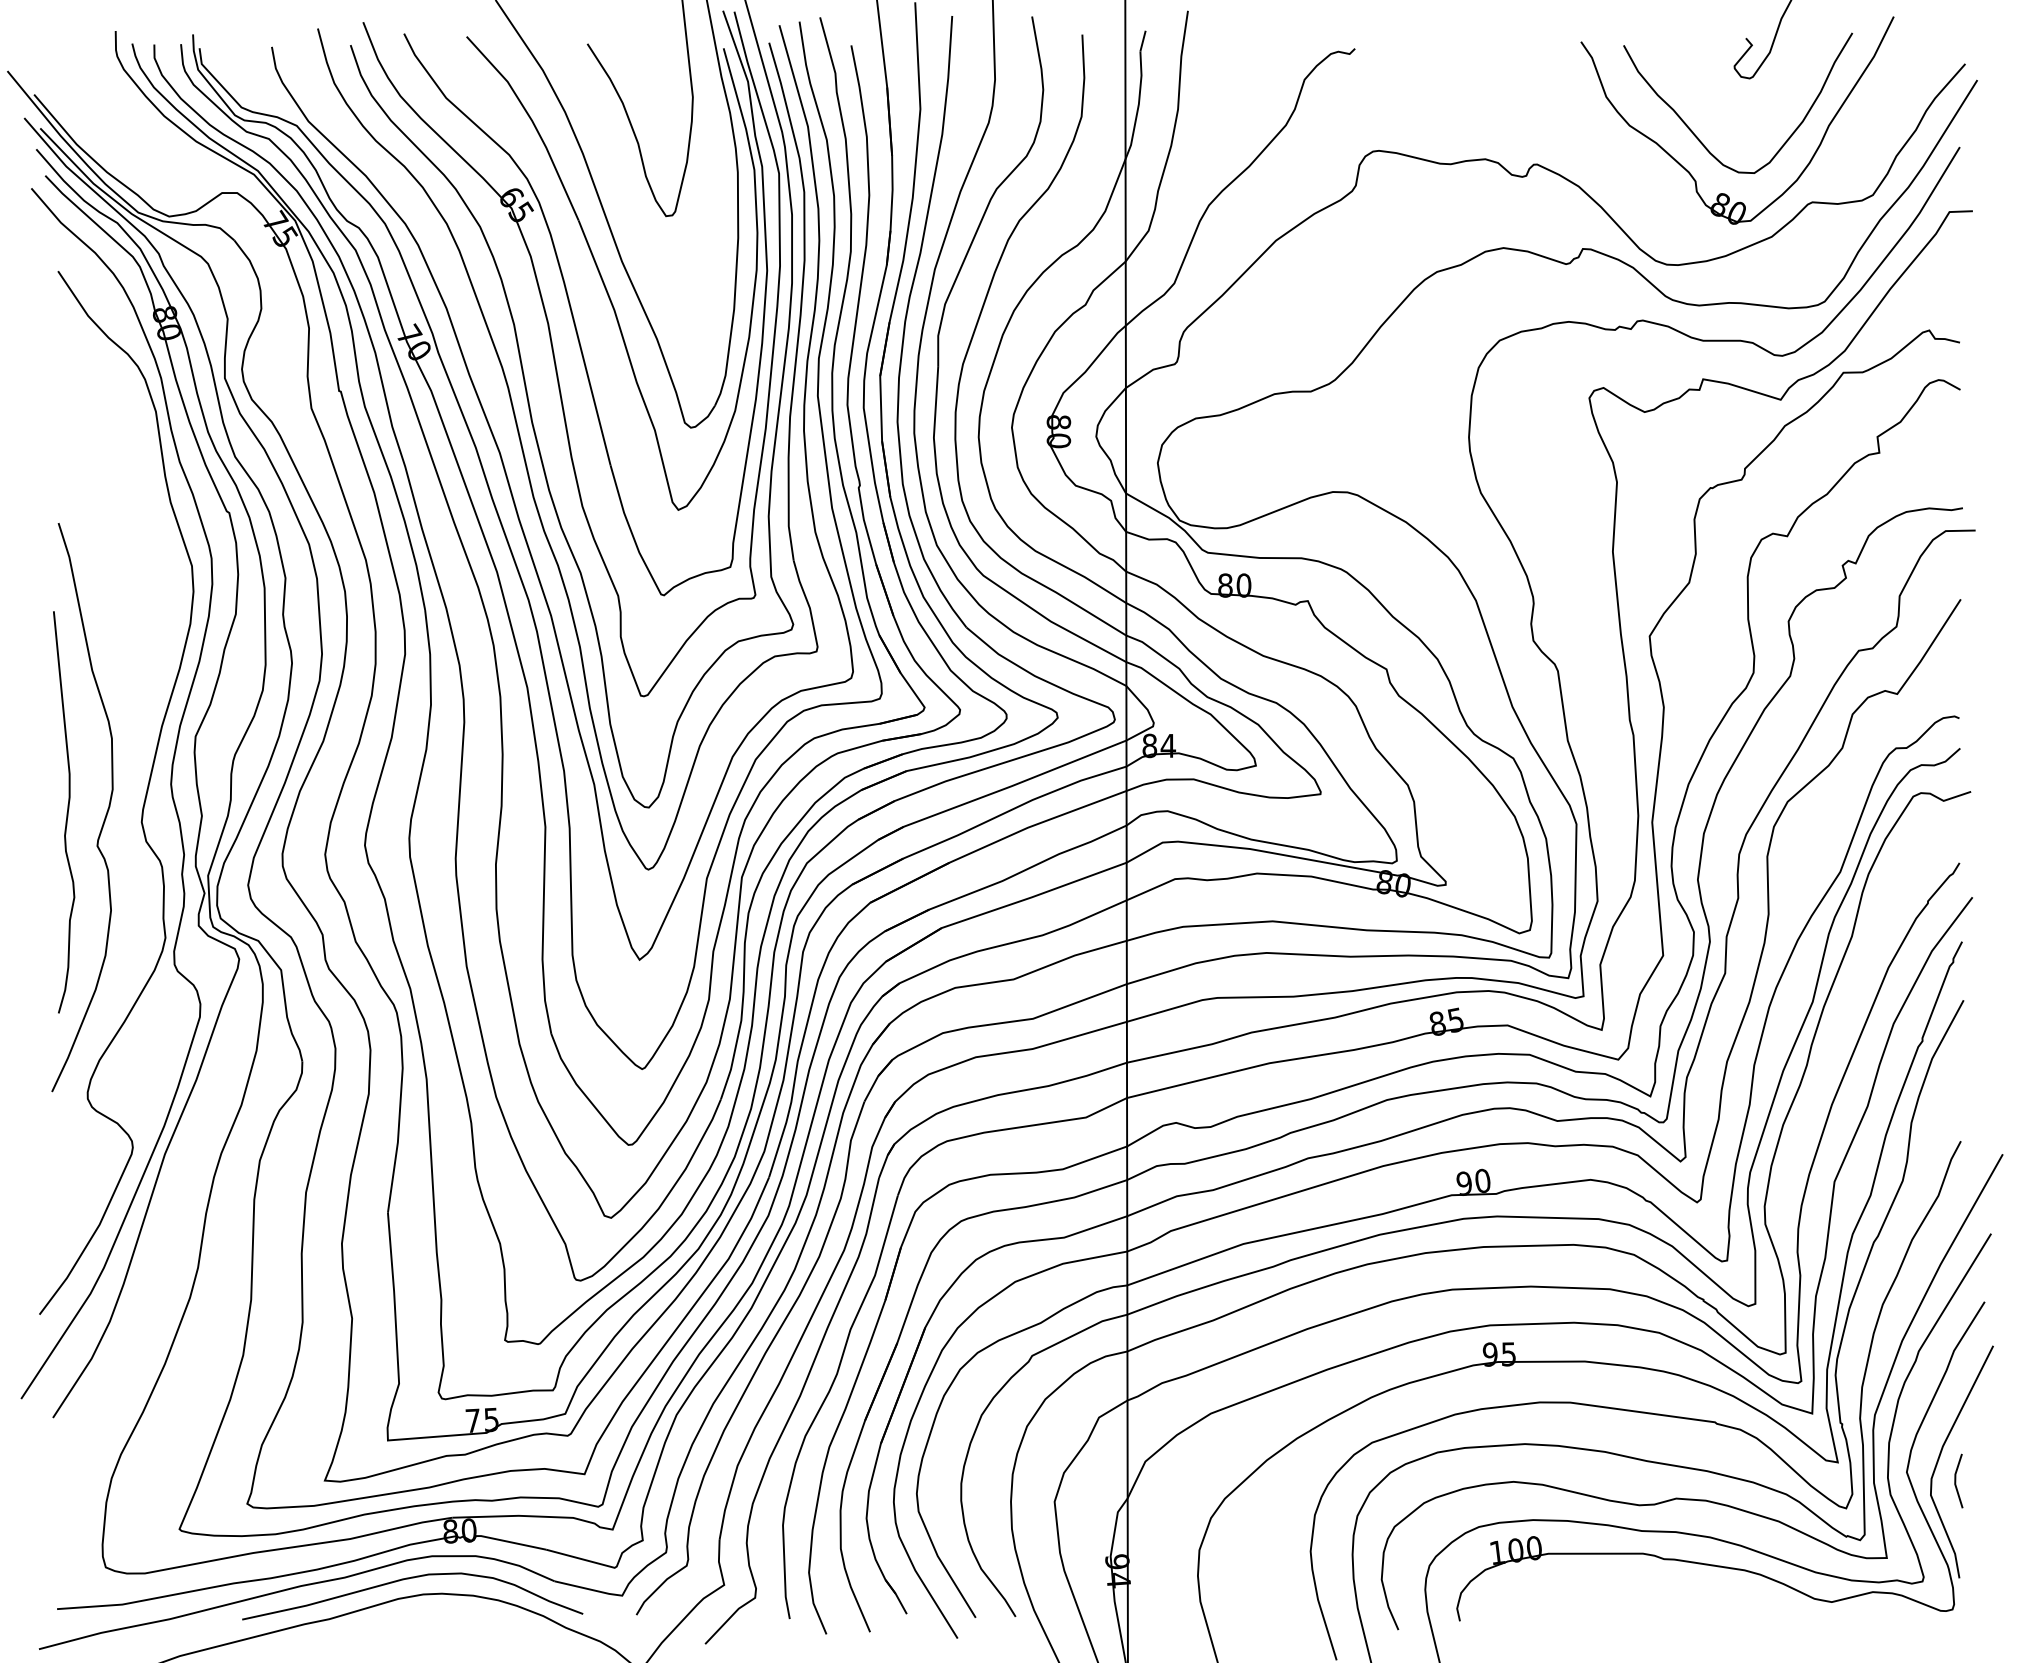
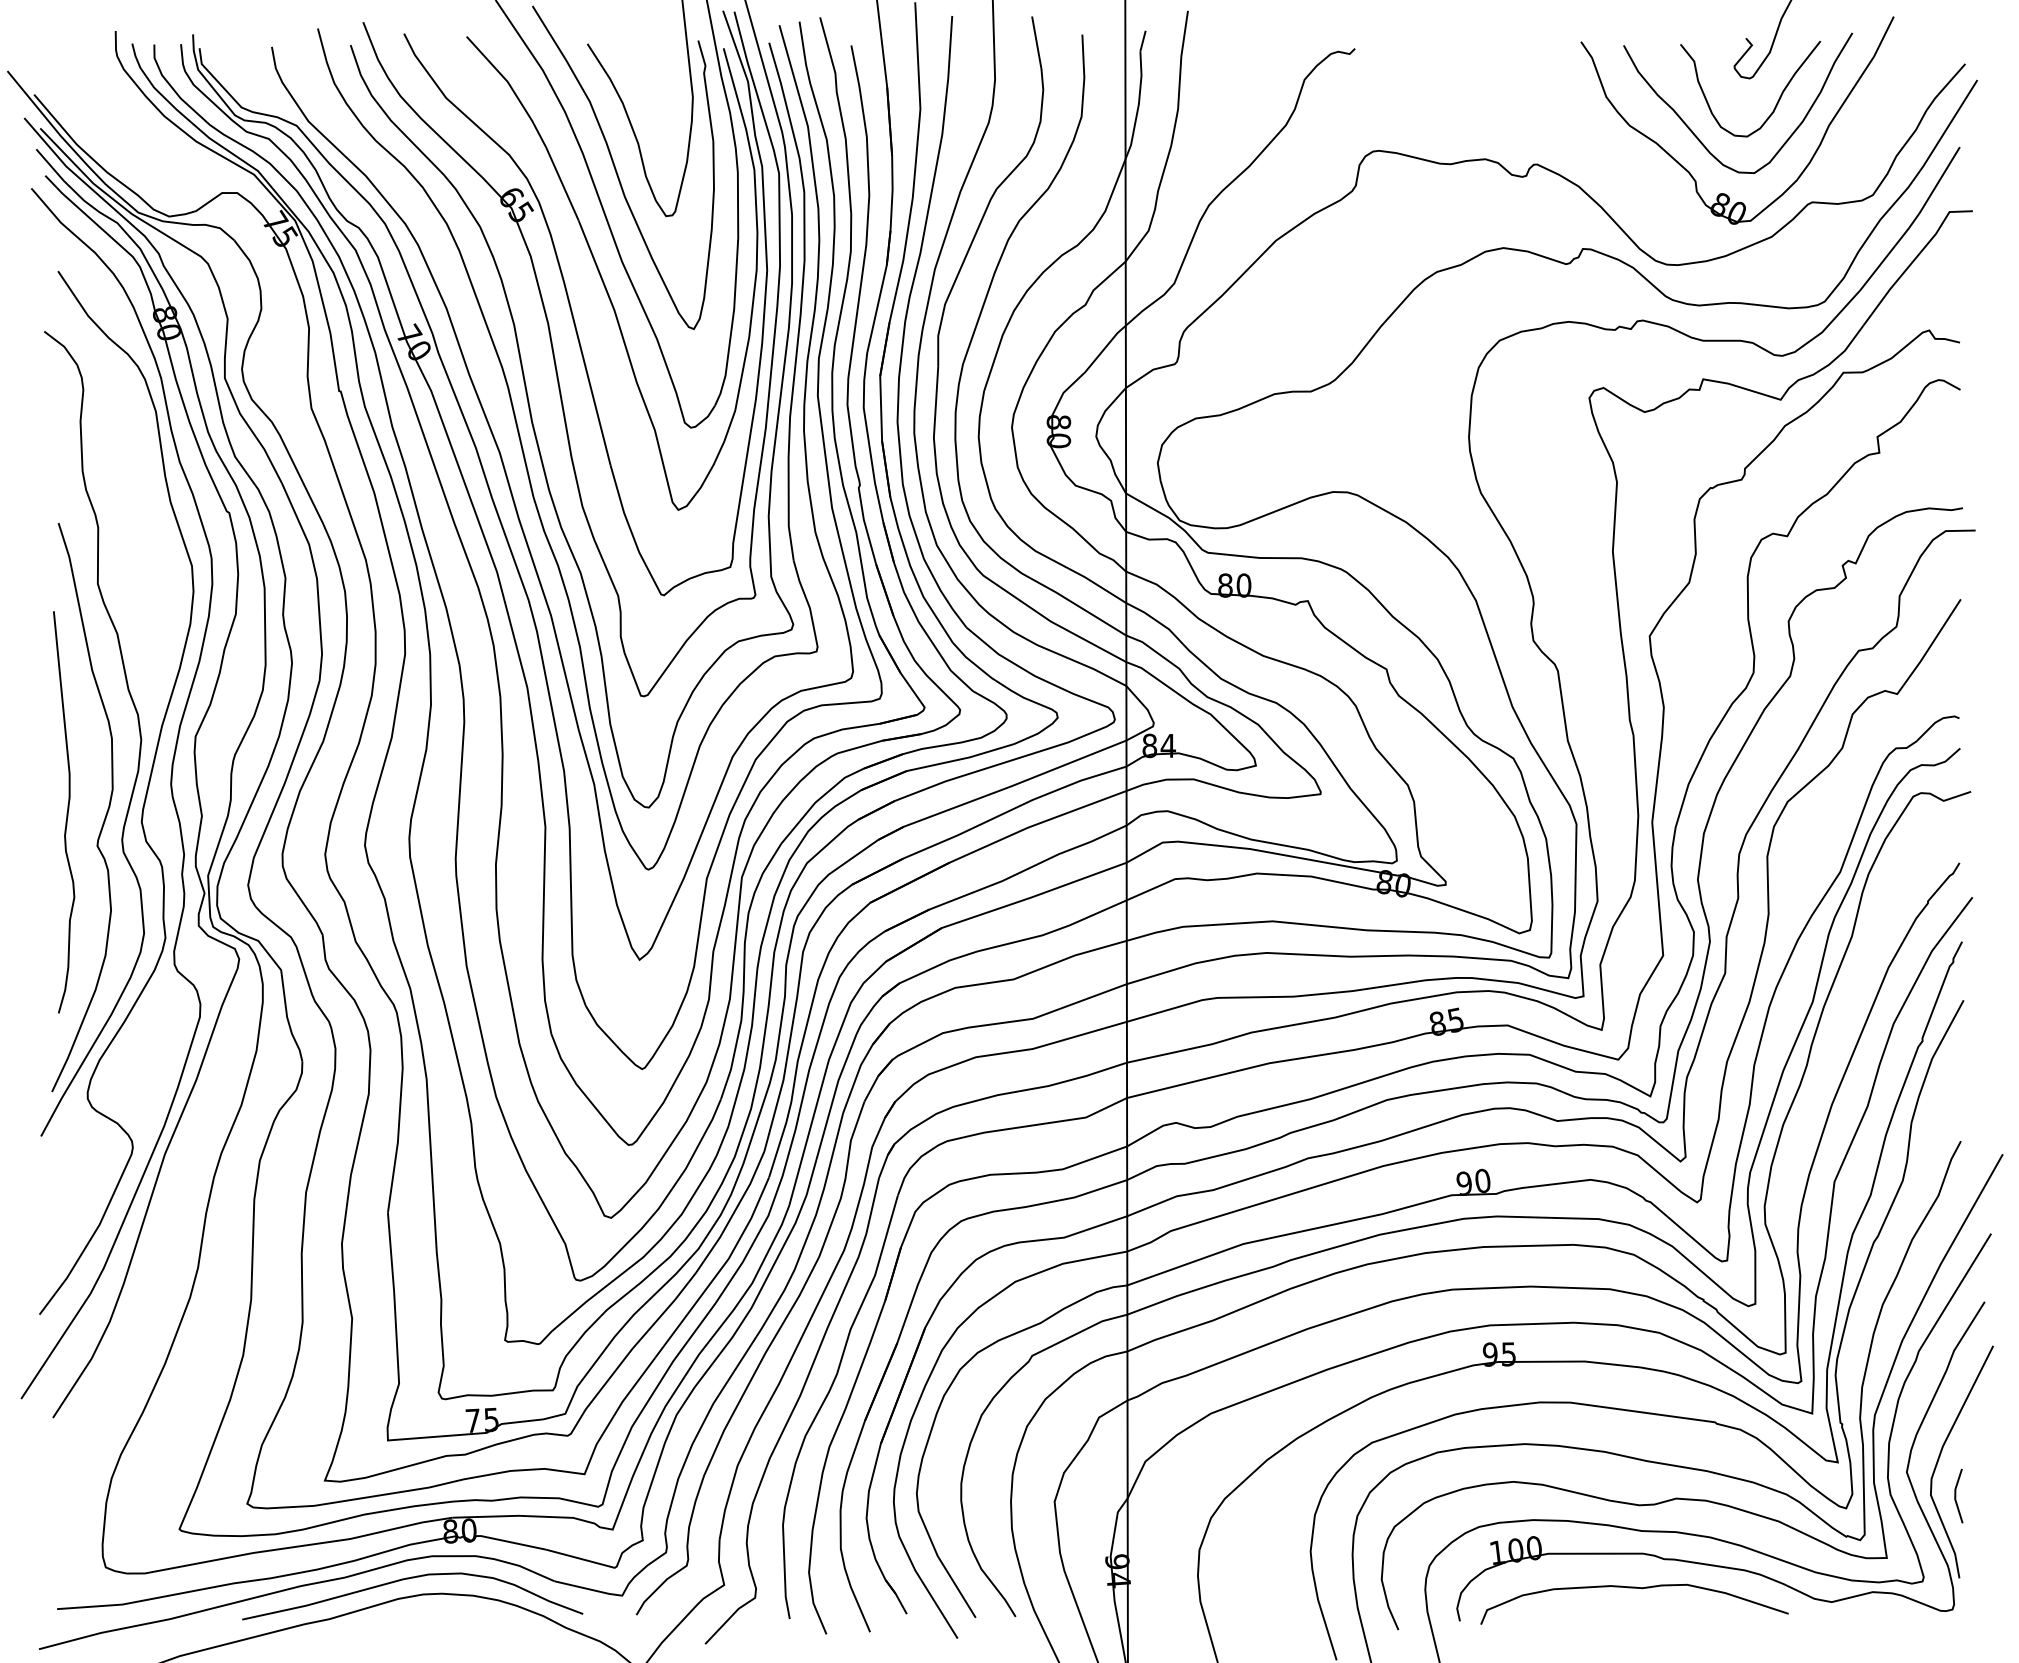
curve: none -> present (1777, 100)
curve: none -> present (616, 168)
curve: none -> present (138, 728)
line position: (1956, 1480) -> (1956, 1495) (1956, 1495)
curve: none -> present (1634, 1588)
